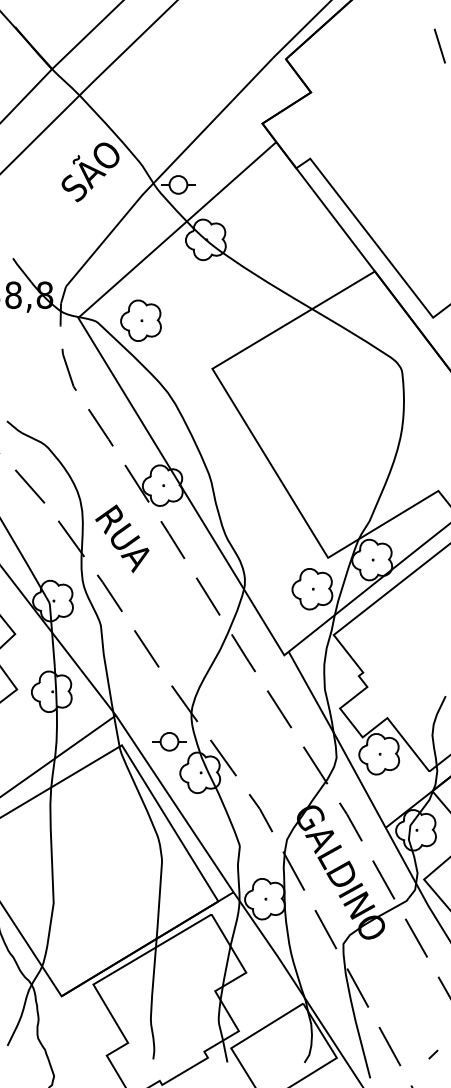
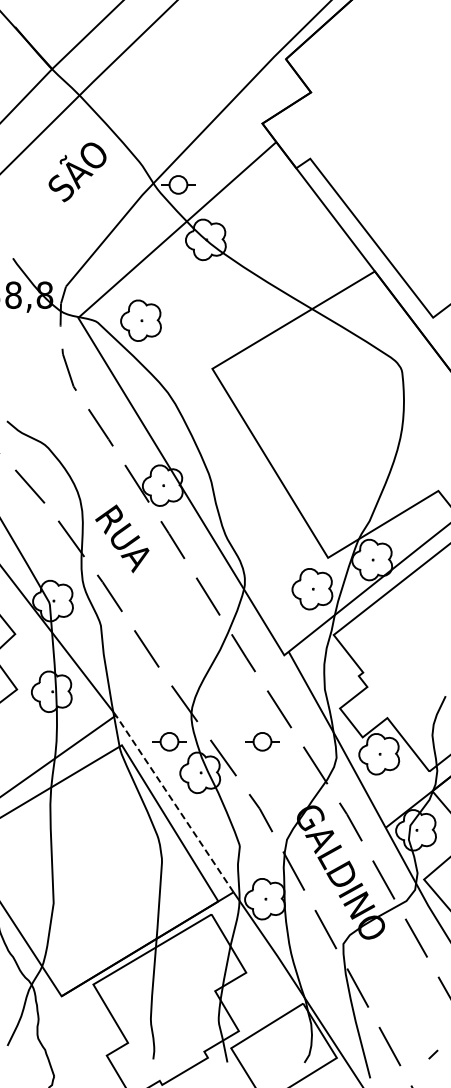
line: present -> none (439, 45)
text position: (90, 172) -> (77, 172) (77, 172)
part: none -> present (262, 741)
line: solid -> dashed (174, 803)
